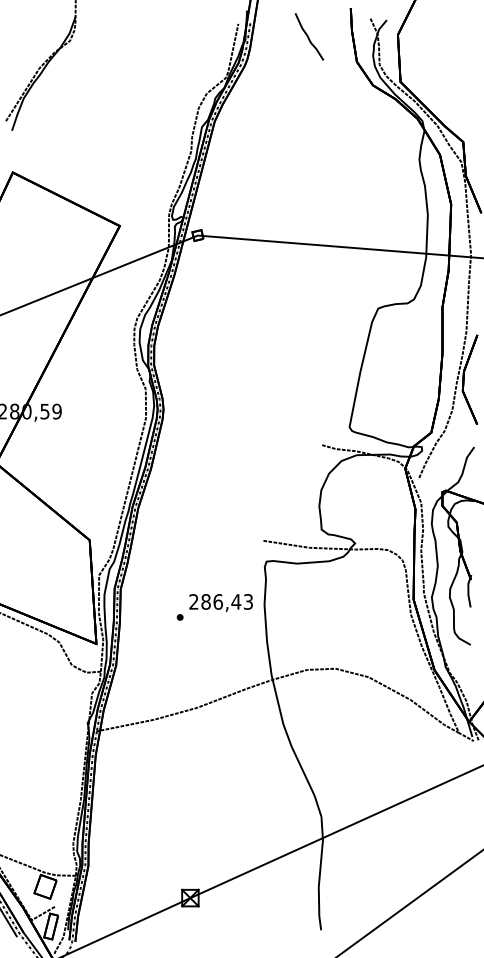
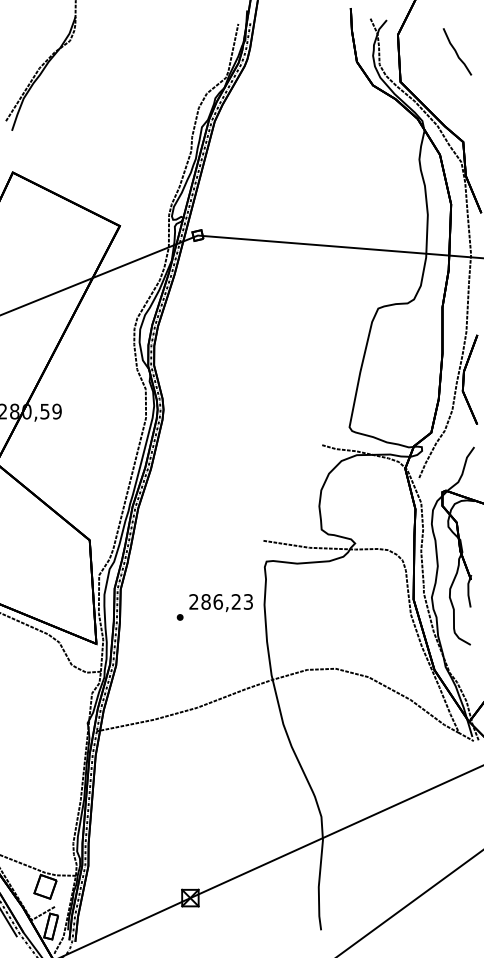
curve position: (308, 36) -> (456, 51) (456, 51)
text: 286,43 -> 286,23 (236, 601)
